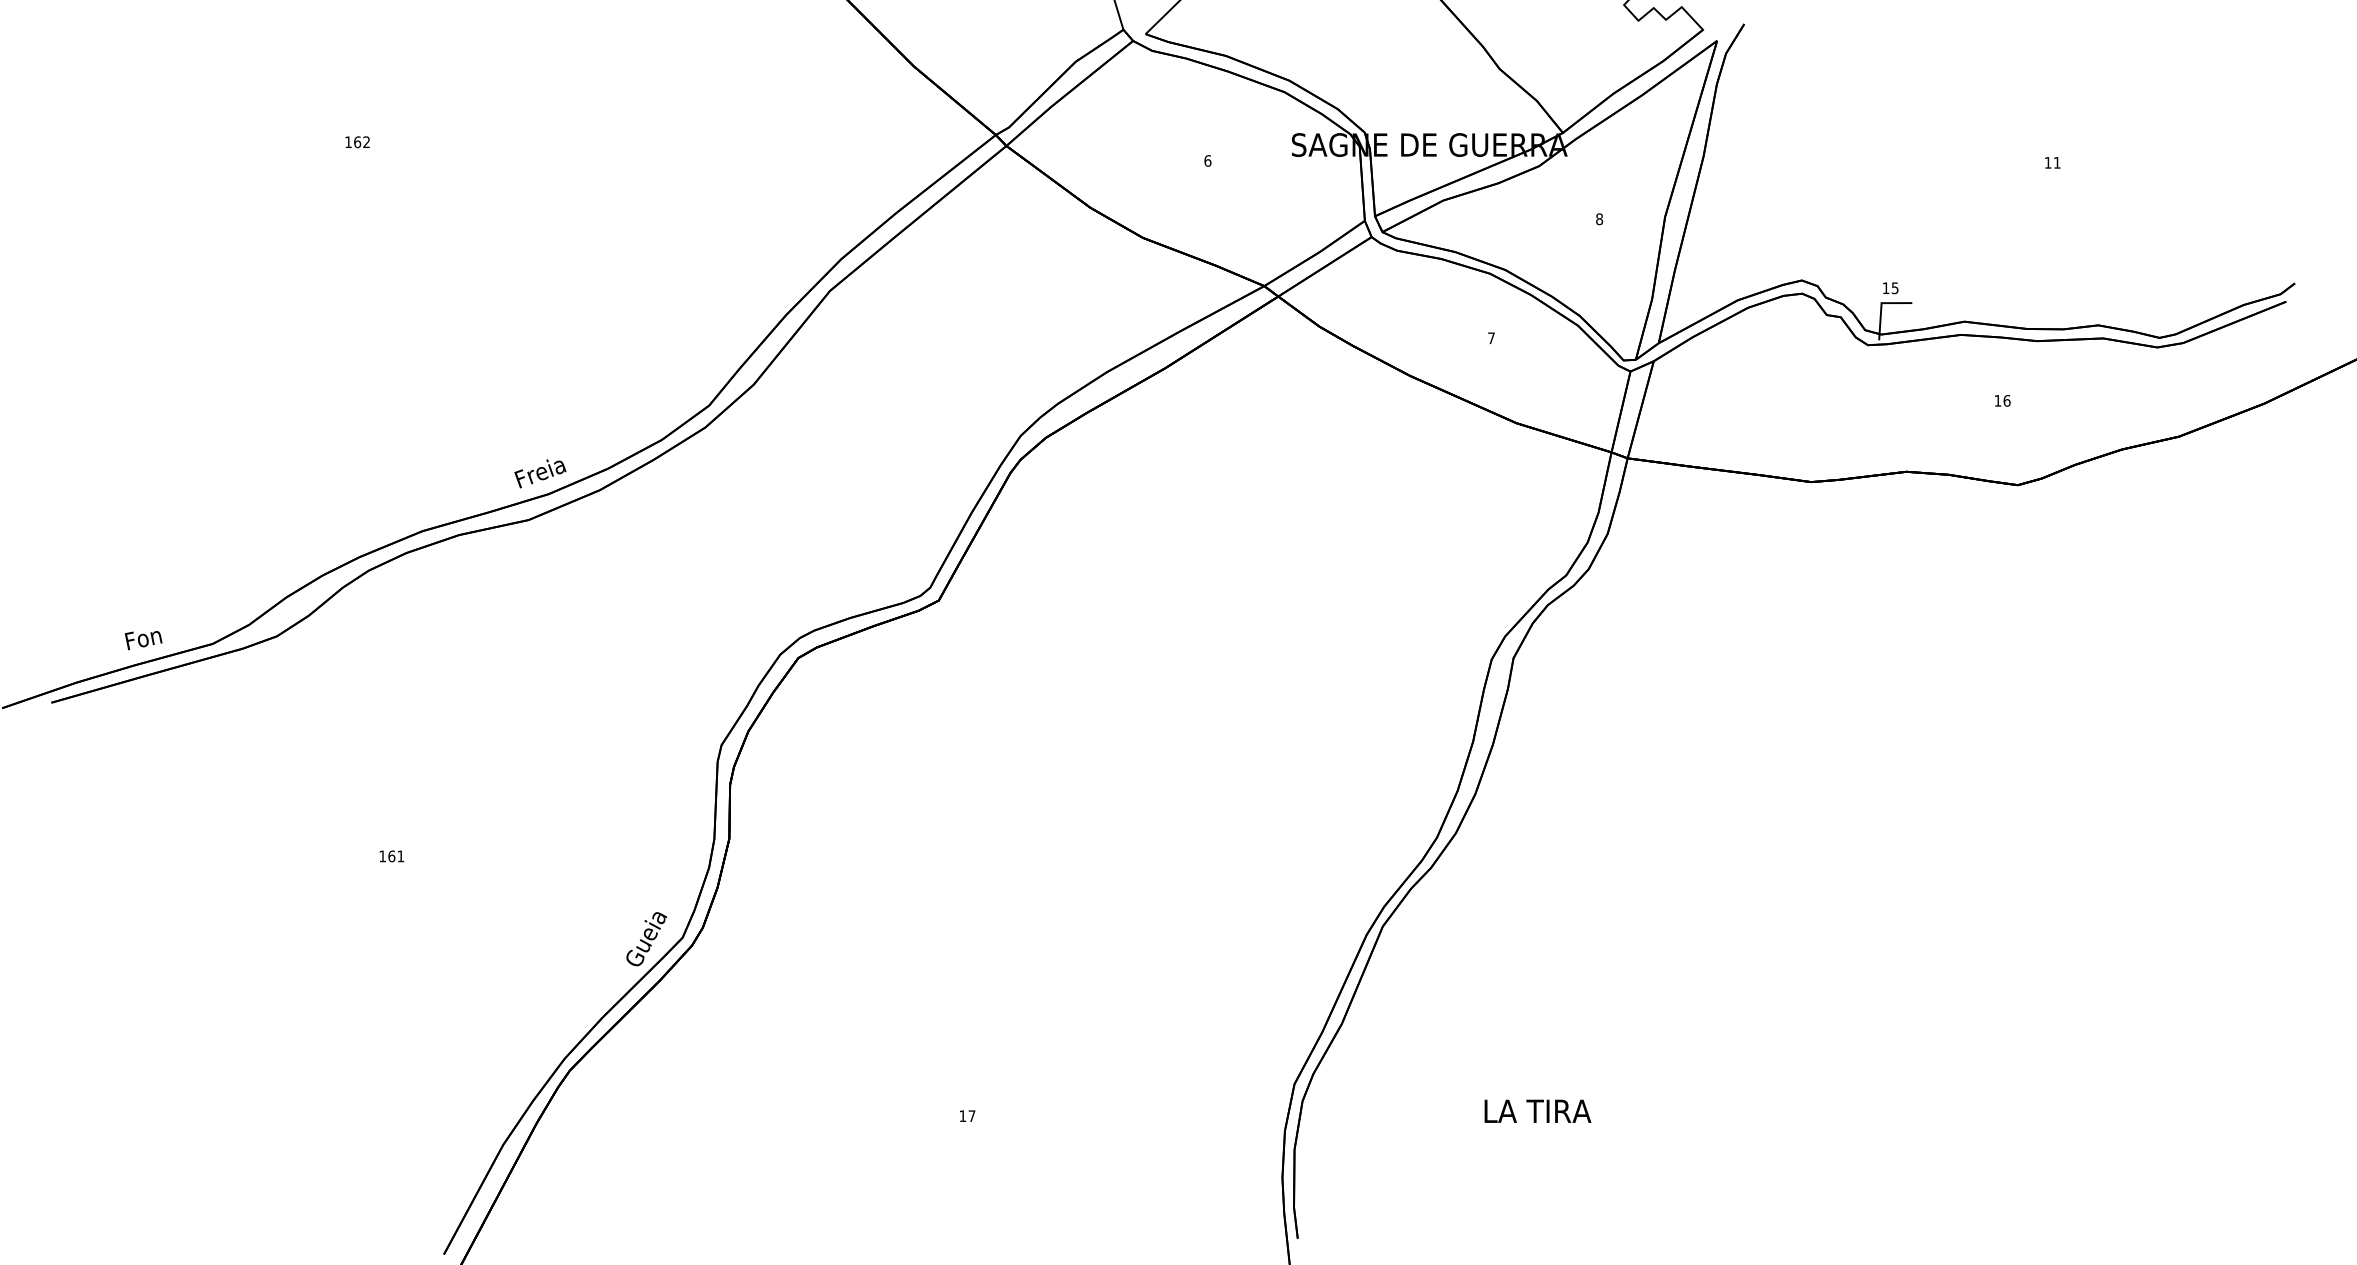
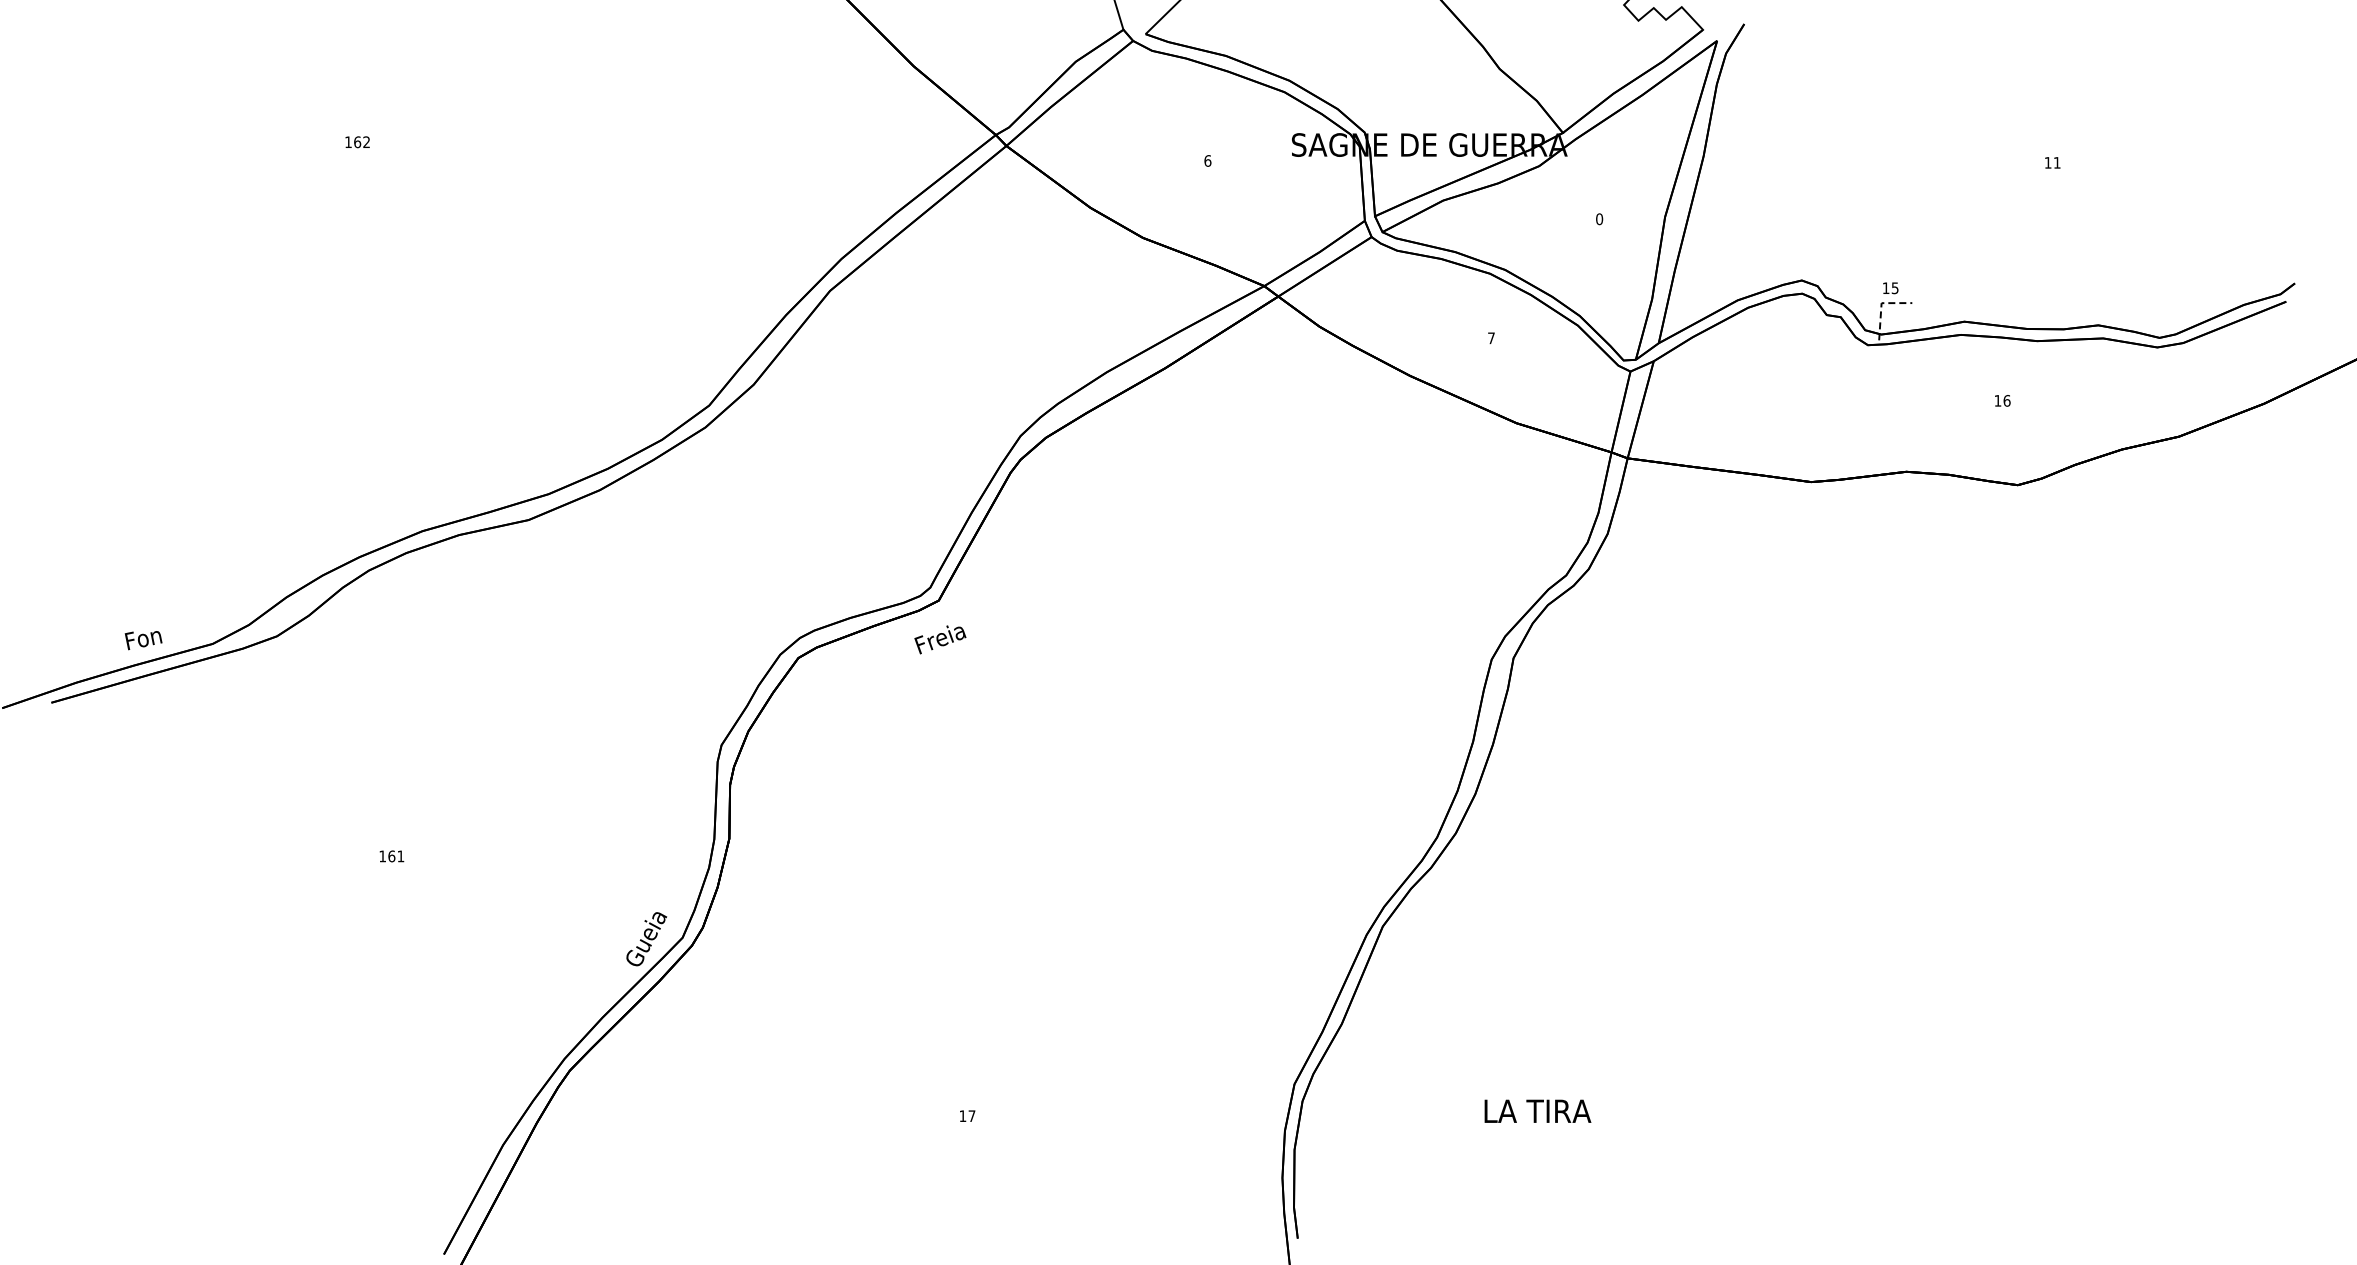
text: 8 -> 0 (1599, 218)
line: solid -> dashed (1881, 306)
text position: (540, 473) -> (940, 639) (940, 639)
